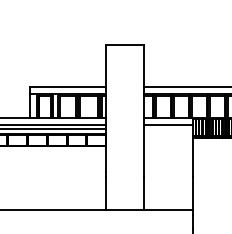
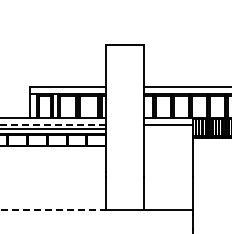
line: solid -> dashed (53, 124)
line: solid -> dashed (53, 210)
